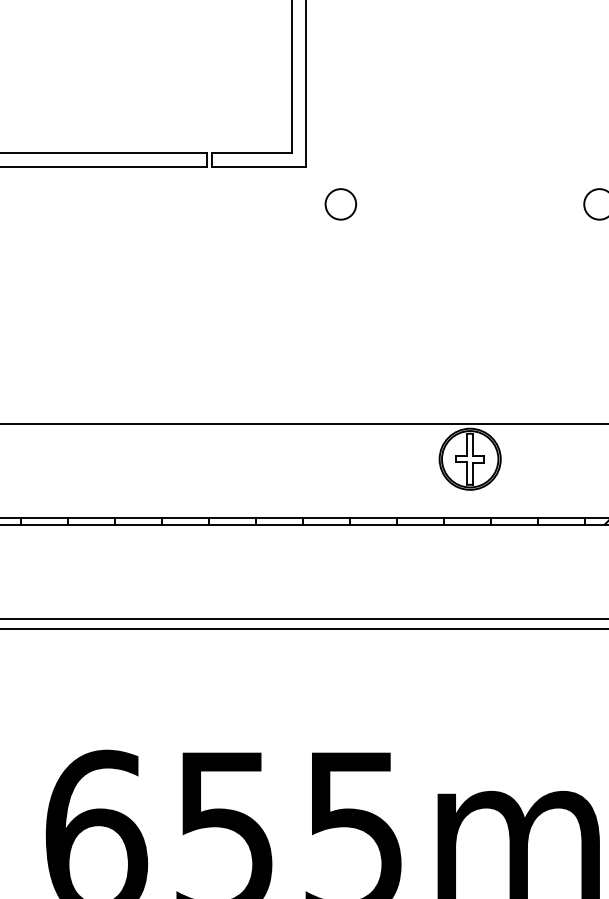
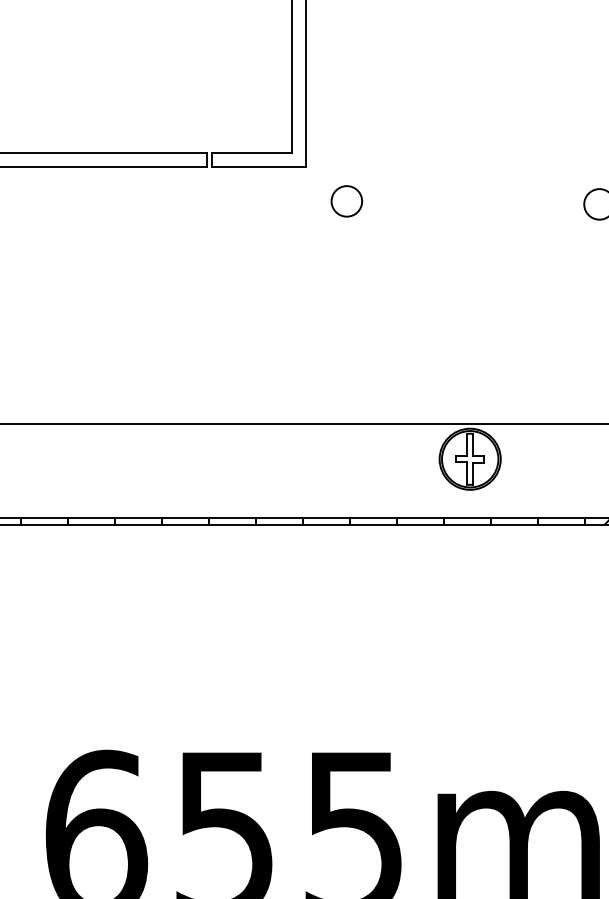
circle position: (340, 204) -> (346, 201) (346, 201)
line: present -> none (303, 619)
line: present -> none (303, 628)
